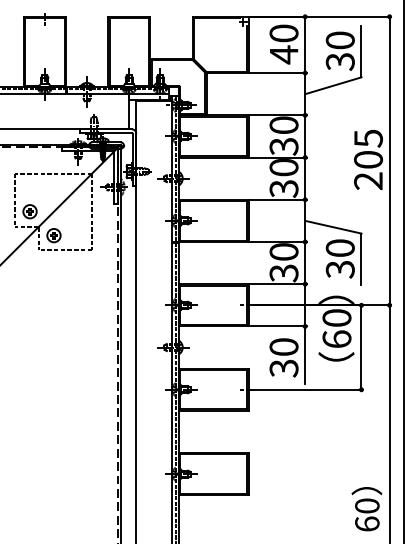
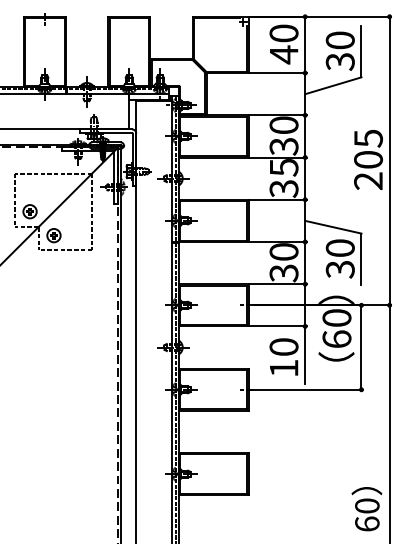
text: 30 -> 35 (283, 167)
line: present -> none (403, 271)
text: 30 -> 10 (283, 368)
